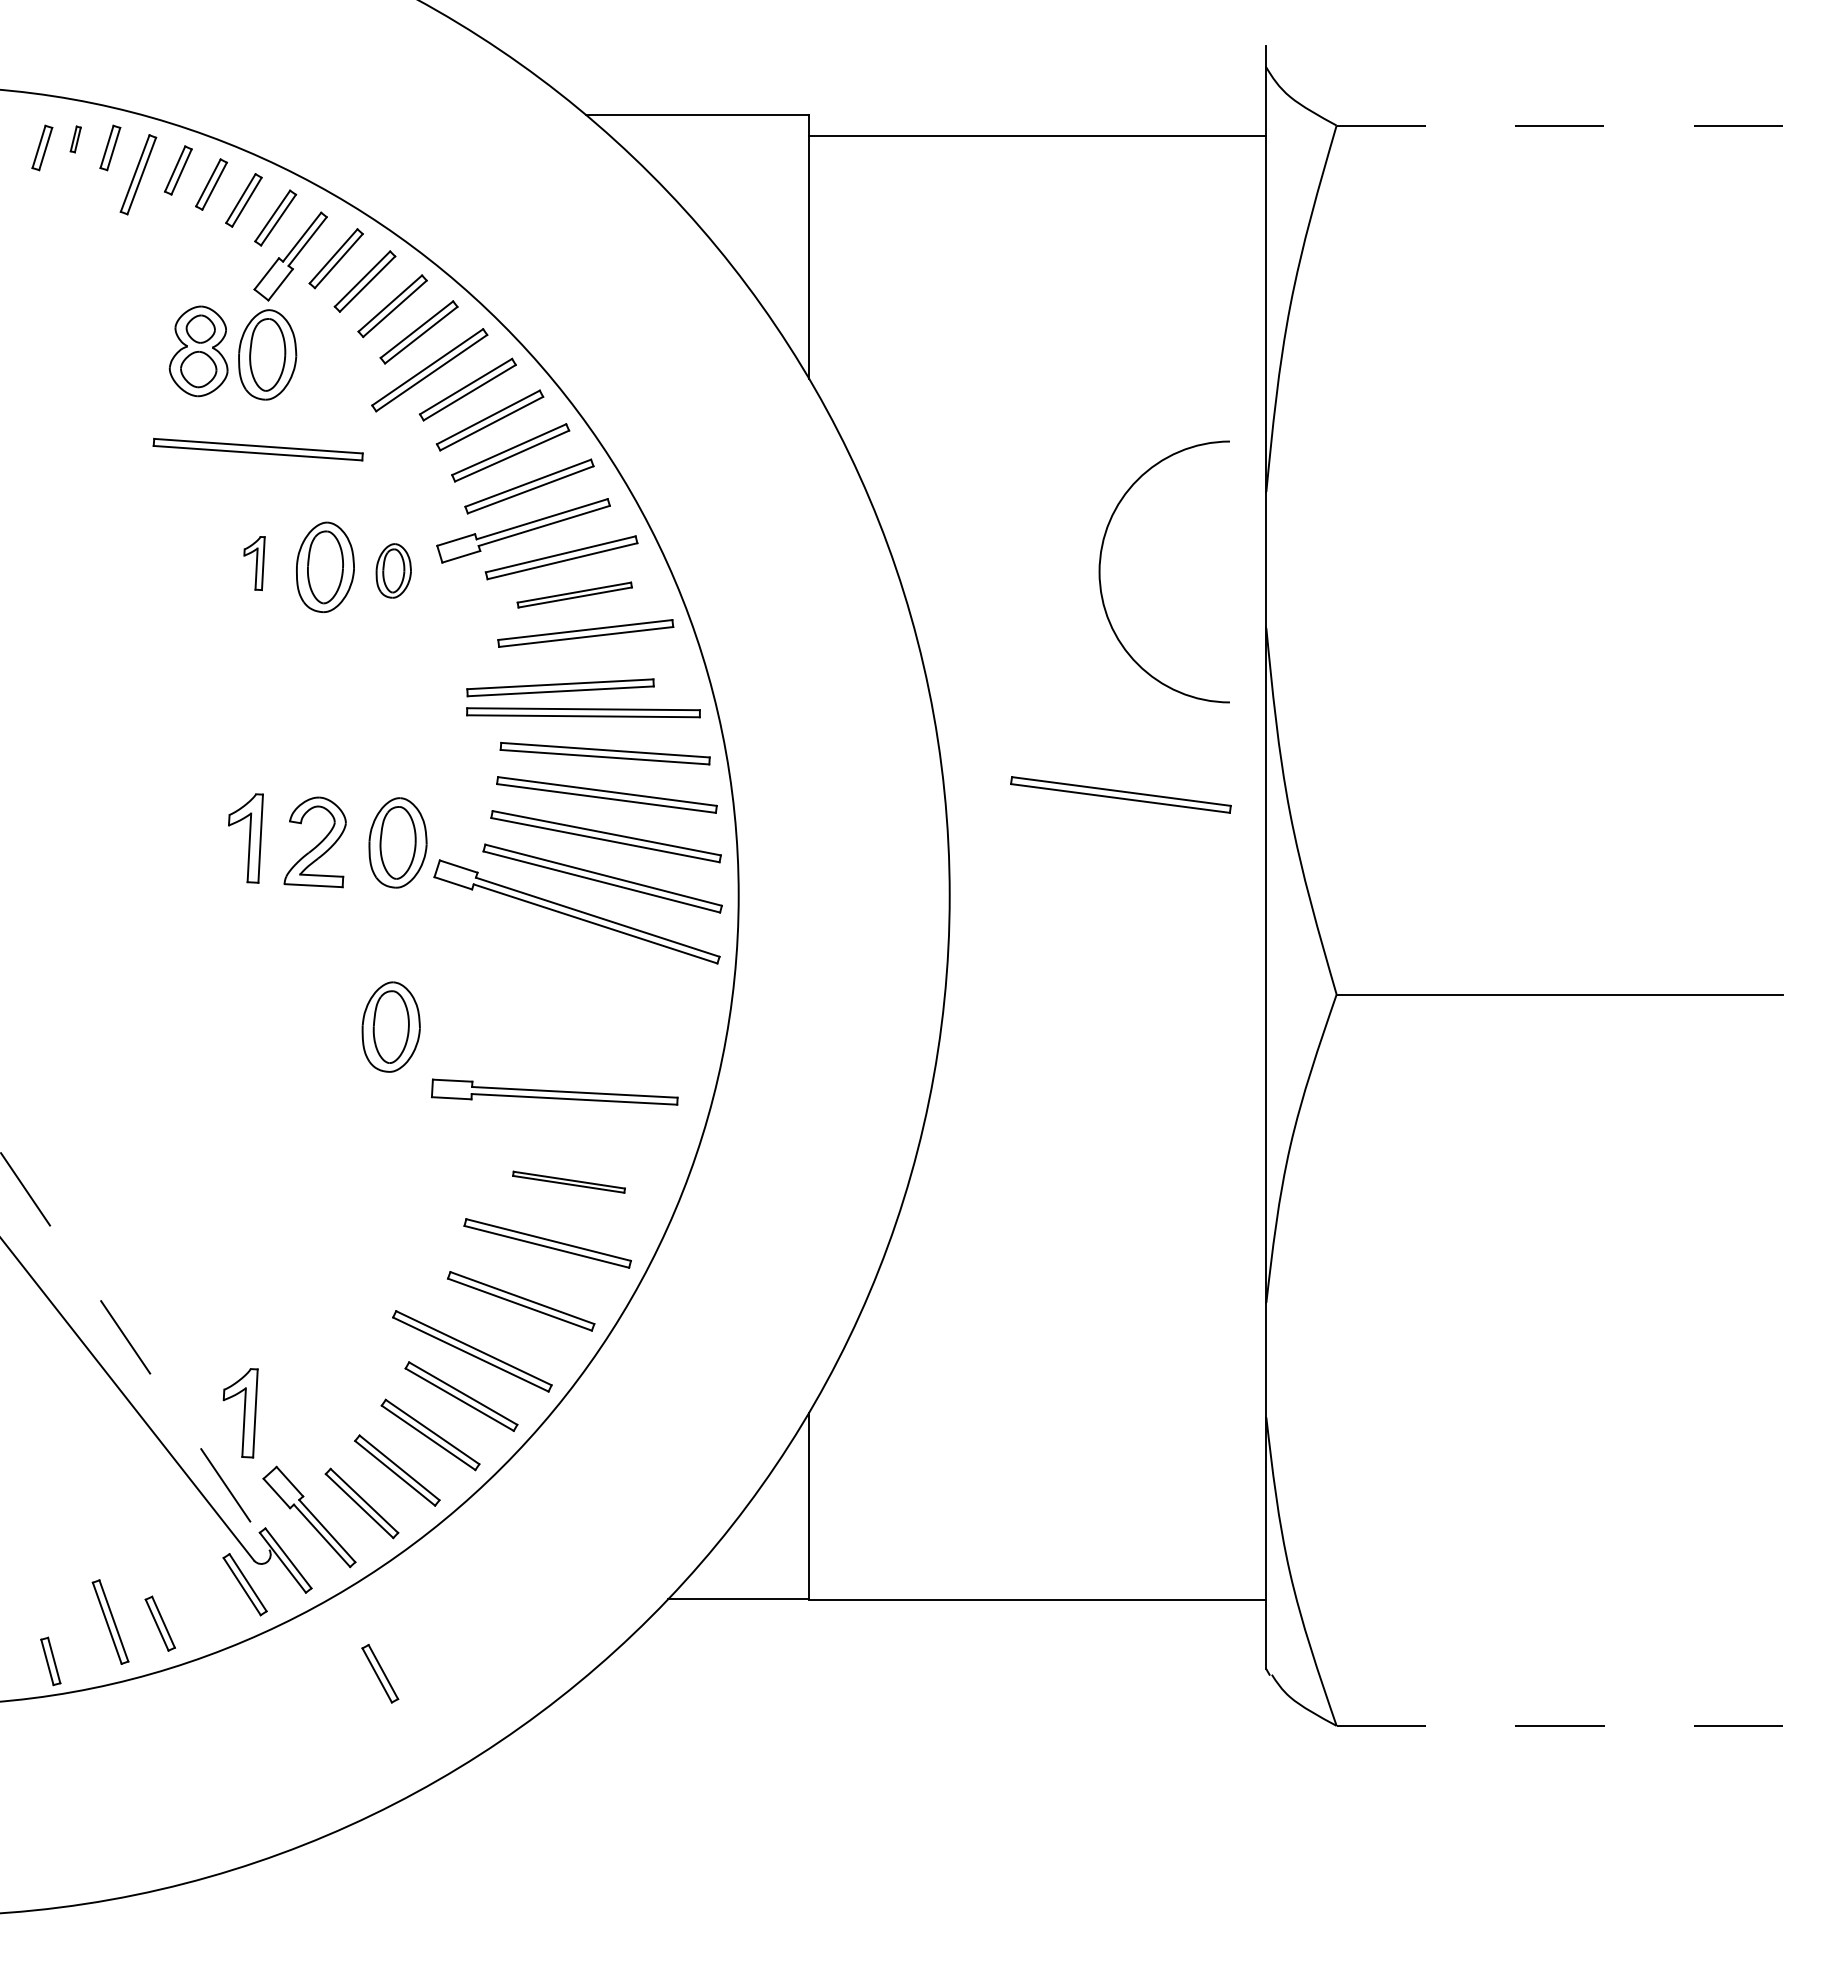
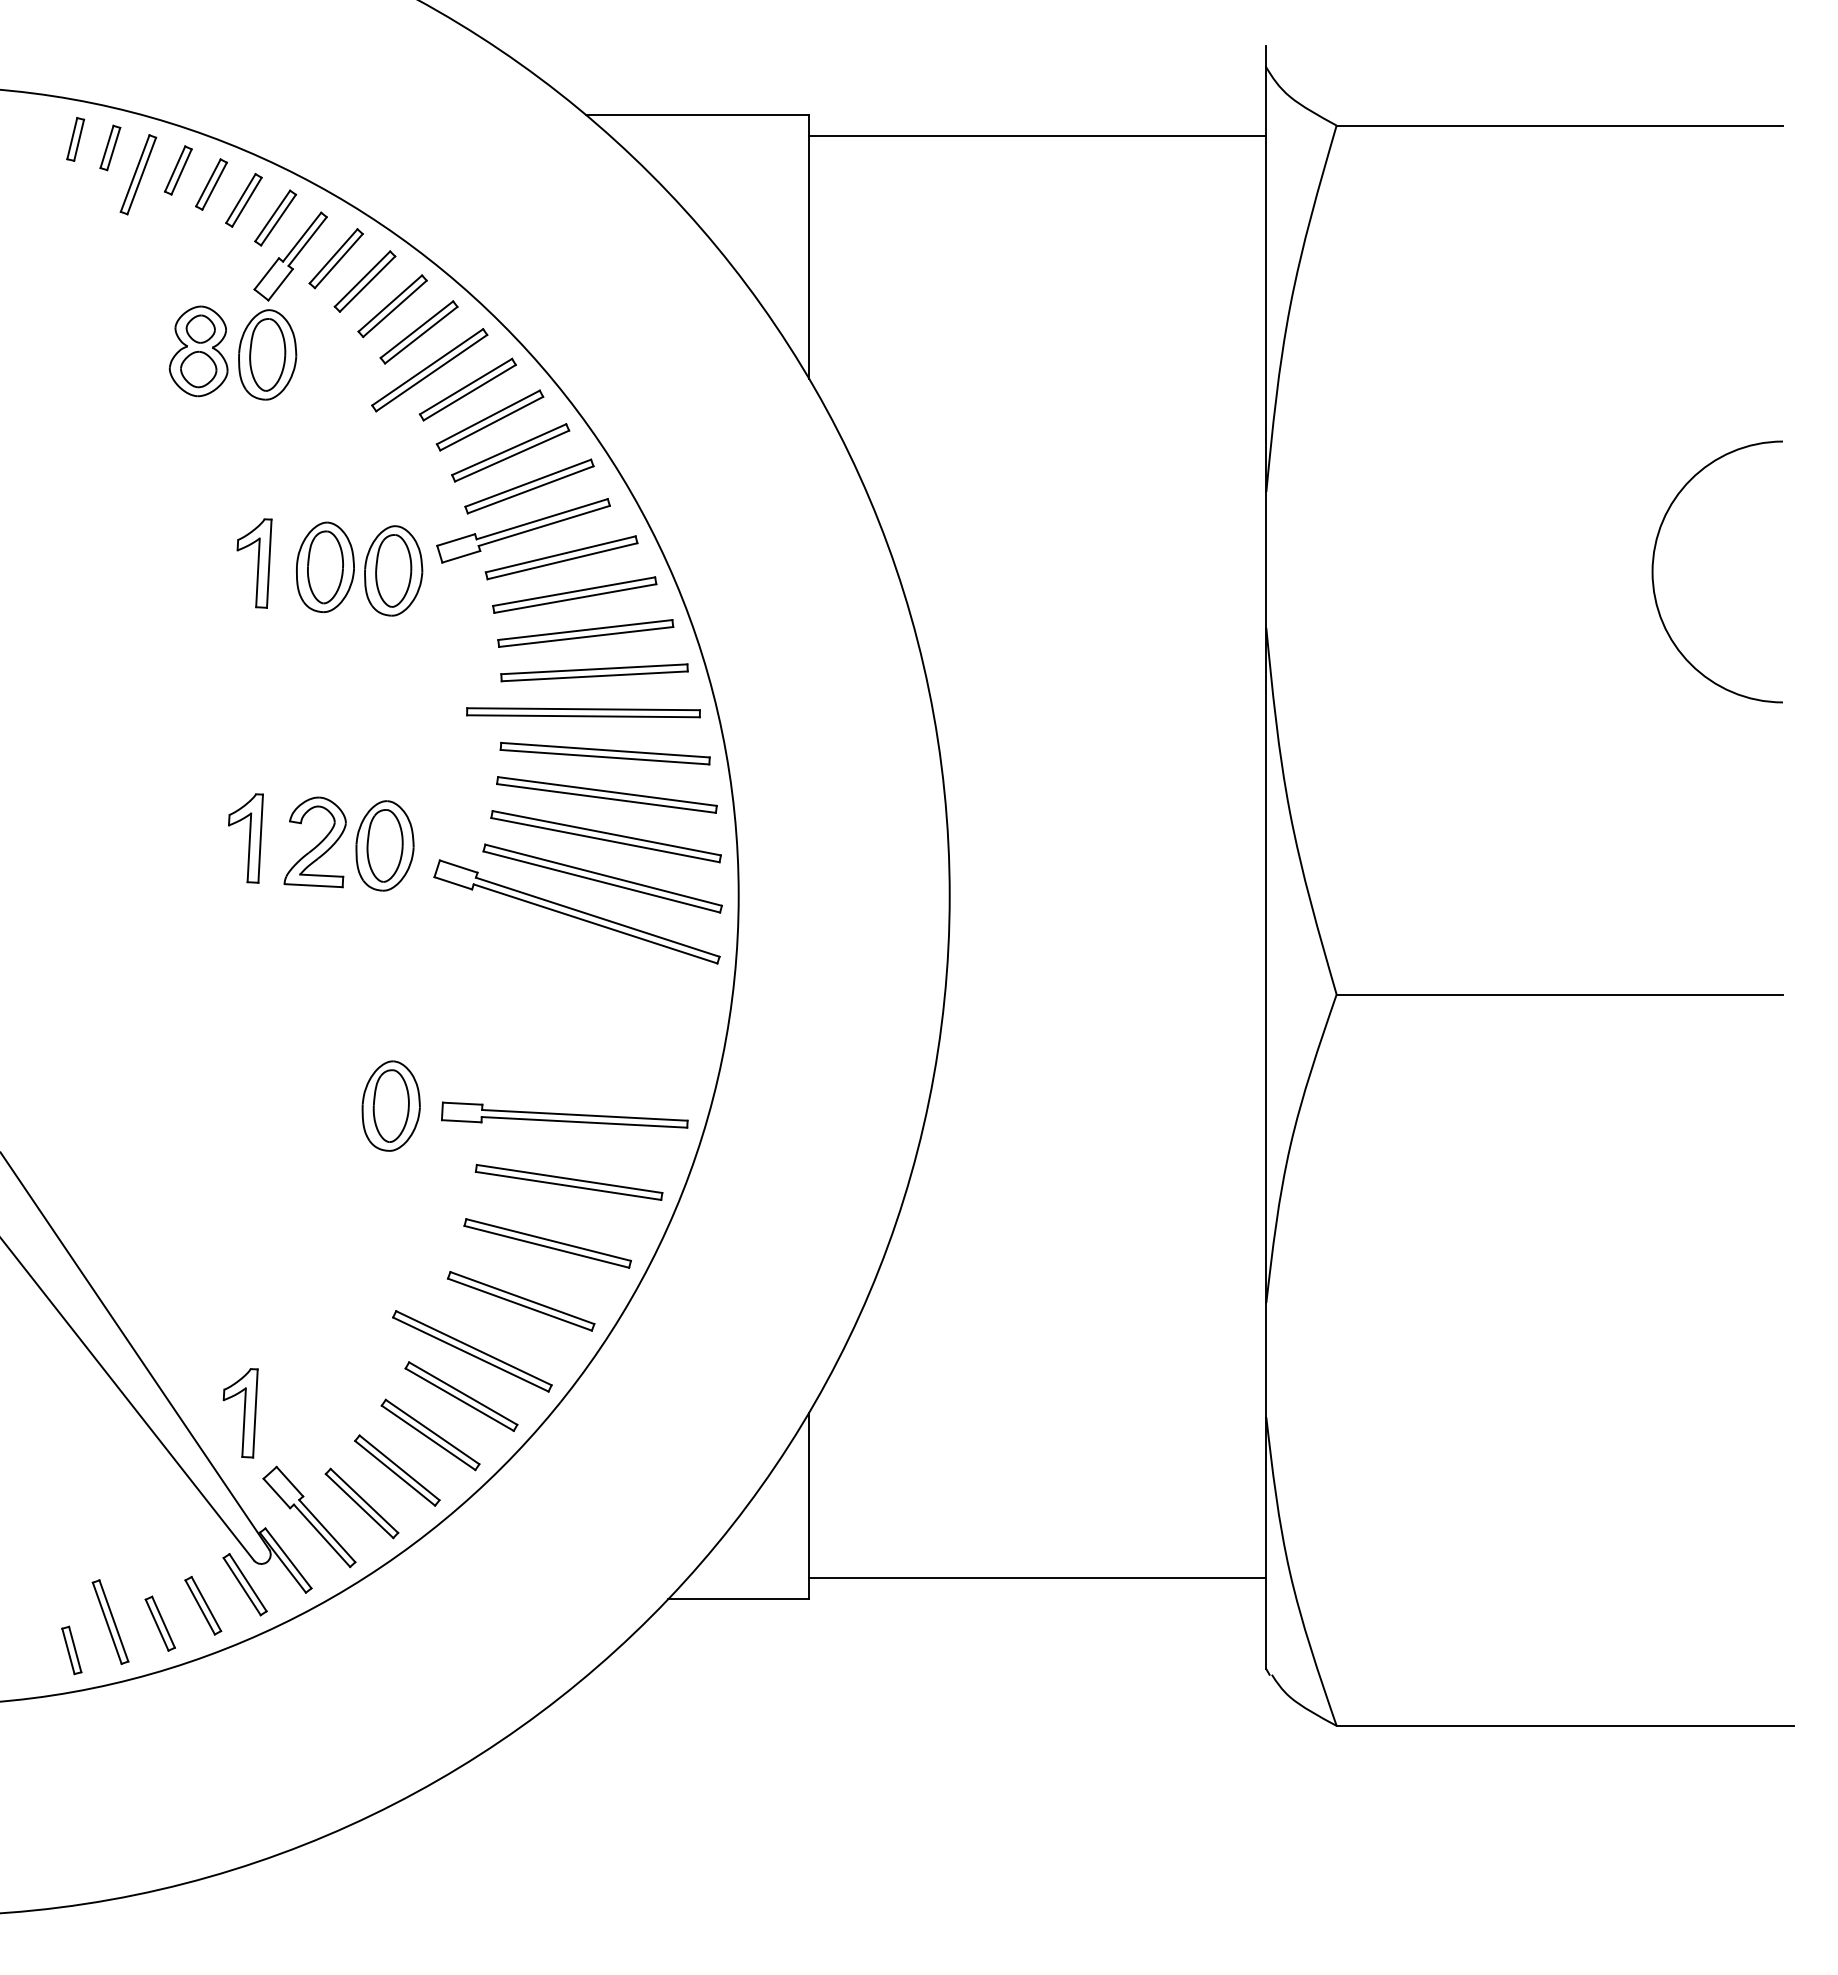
line: dashed -> solid (1559, 125)
part size: 13x29 px -> 20x45 px (75, 139)
part: present -> none (42, 147)
part: present -> none (257, 449)
arc position: (1101, 560) -> (1654, 560) (1654, 560)
part size: 23x56 px -> 37x91 px (254, 563)
part size: 37x56 px -> 60x92 px (393, 570)
part size: 117x28 px -> 166x38 px (574, 594)
part position: (560, 687) -> (594, 672) (594, 672)
part: present -> none (1120, 794)
part position: (397, 842) -> (384, 845) (384, 845)
part position: (390, 1026) -> (390, 1105) (390, 1105)
part position: (554, 1091) -> (564, 1114) (564, 1114)
part size: 114x24 px -> 190x38 px (568, 1181)
line: dashed -> solid (134, 1351)
line position: (1037, 1600) -> (1037, 1578) (1037, 1578)
part position: (50, 1661) -> (71, 1650) (71, 1650)
part position: (380, 1673) -> (203, 1605) (203, 1605)
line: dashed -> solid (1565, 1725)
